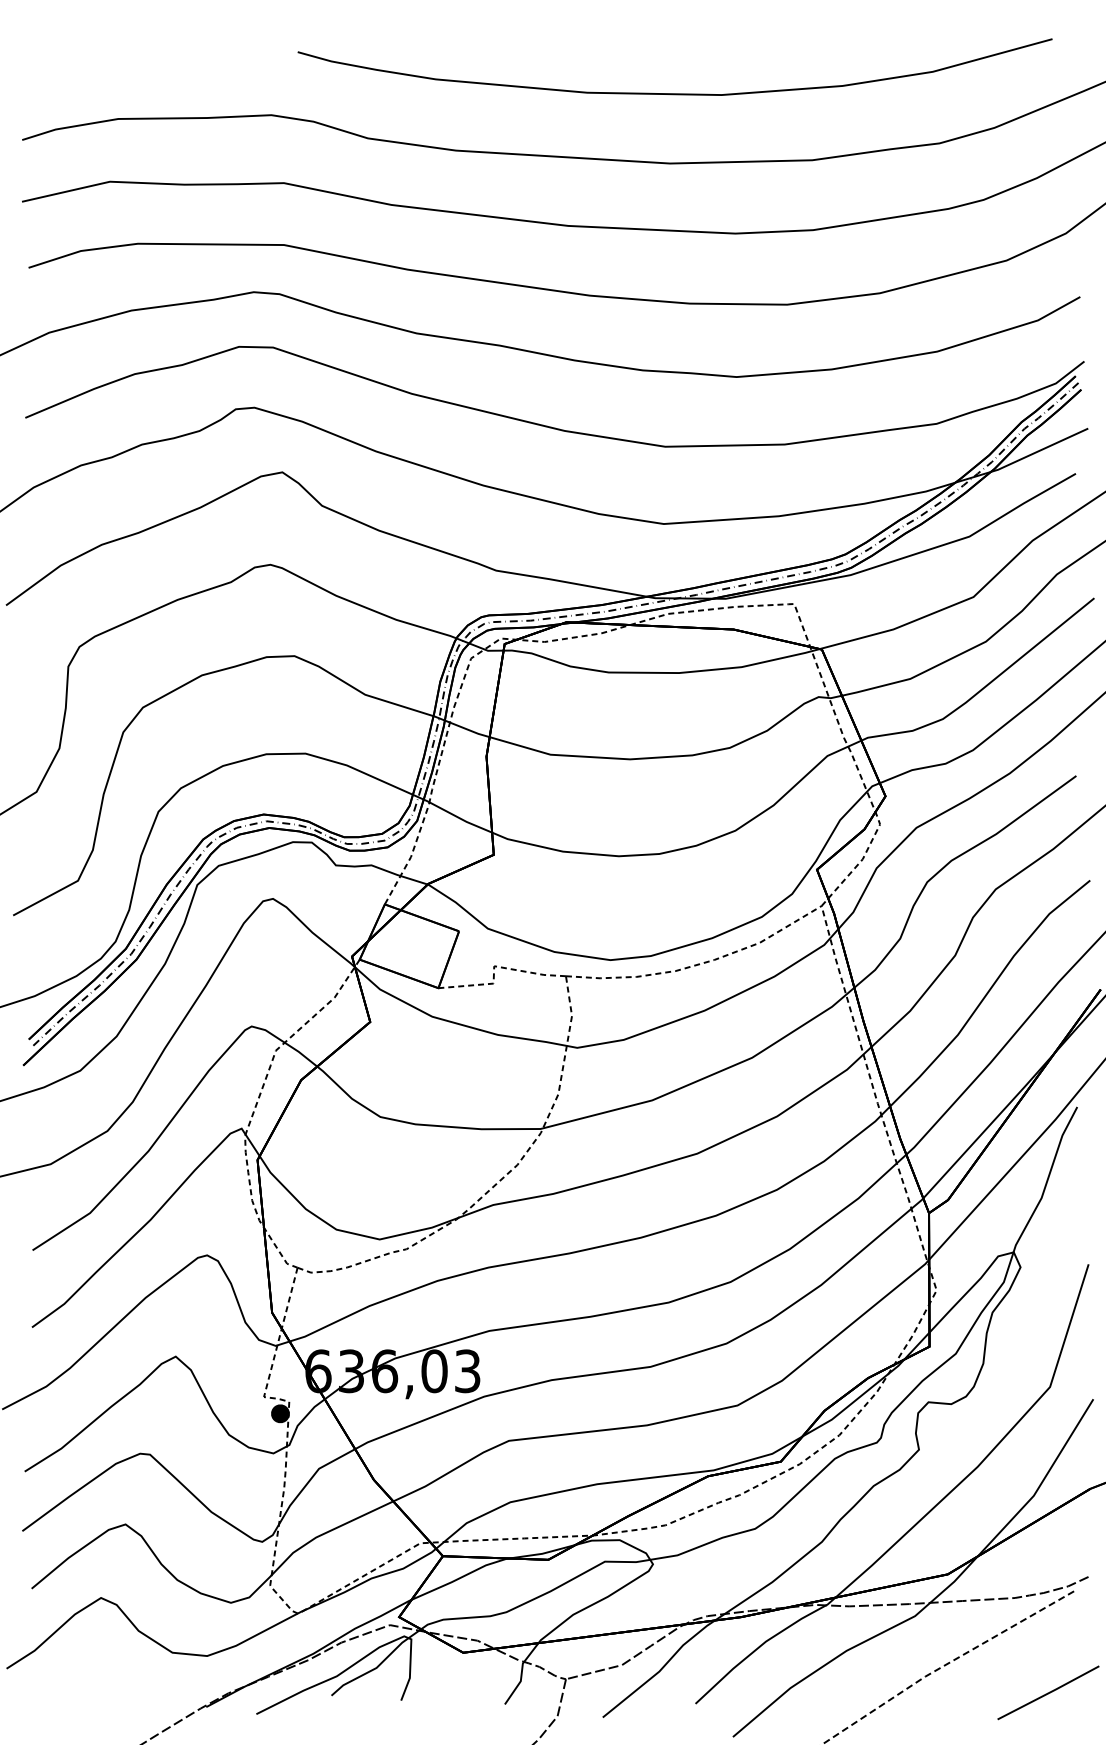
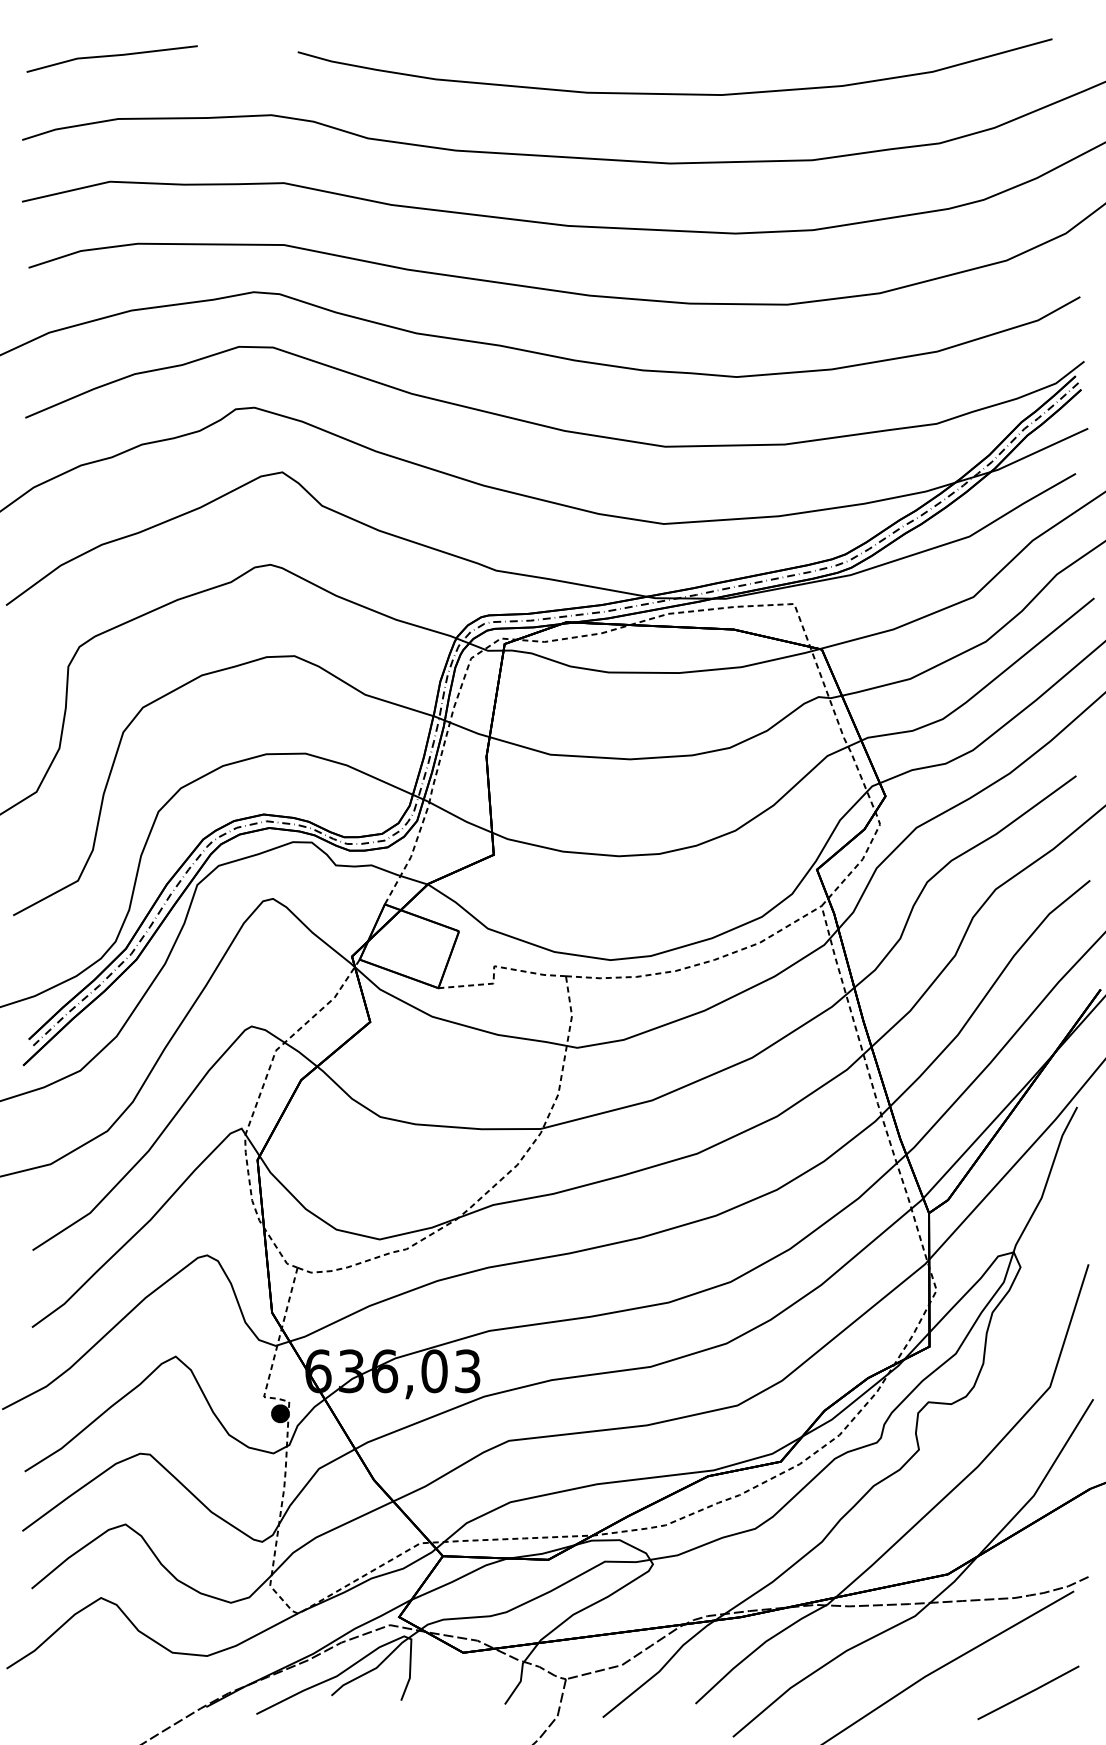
line: none -> present (111, 56)
line: dashed -> solid (945, 1665)
line position: (1048, 1692) -> (1028, 1692) (1028, 1692)
